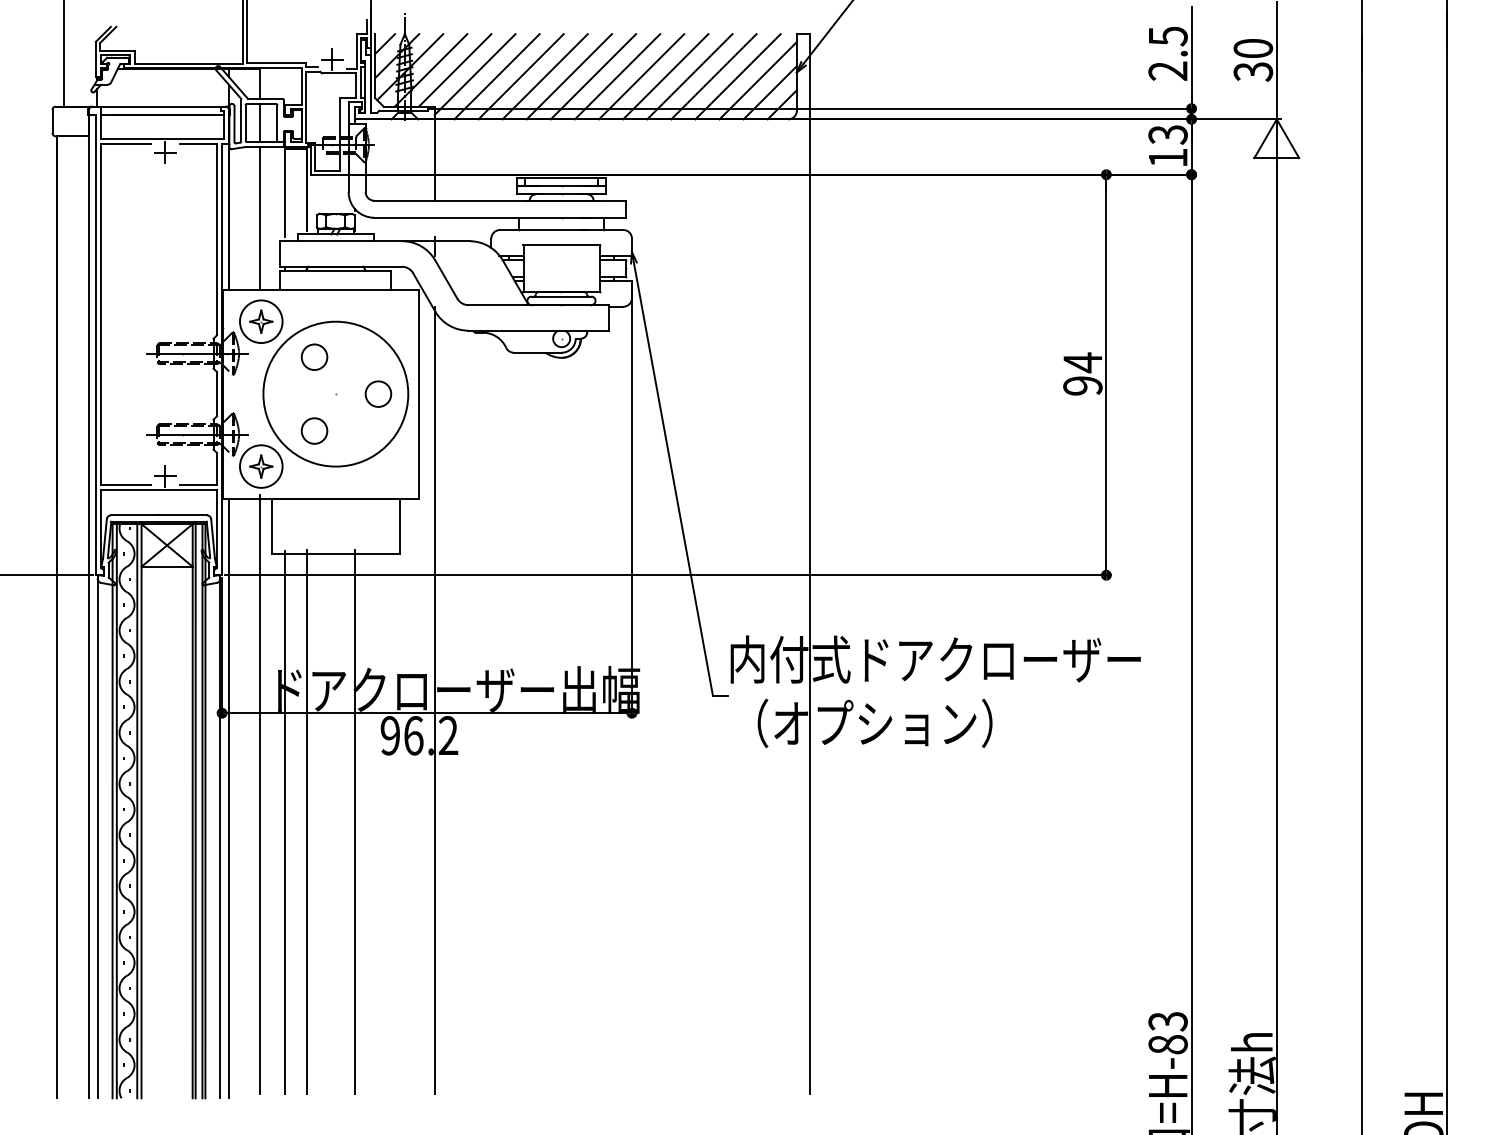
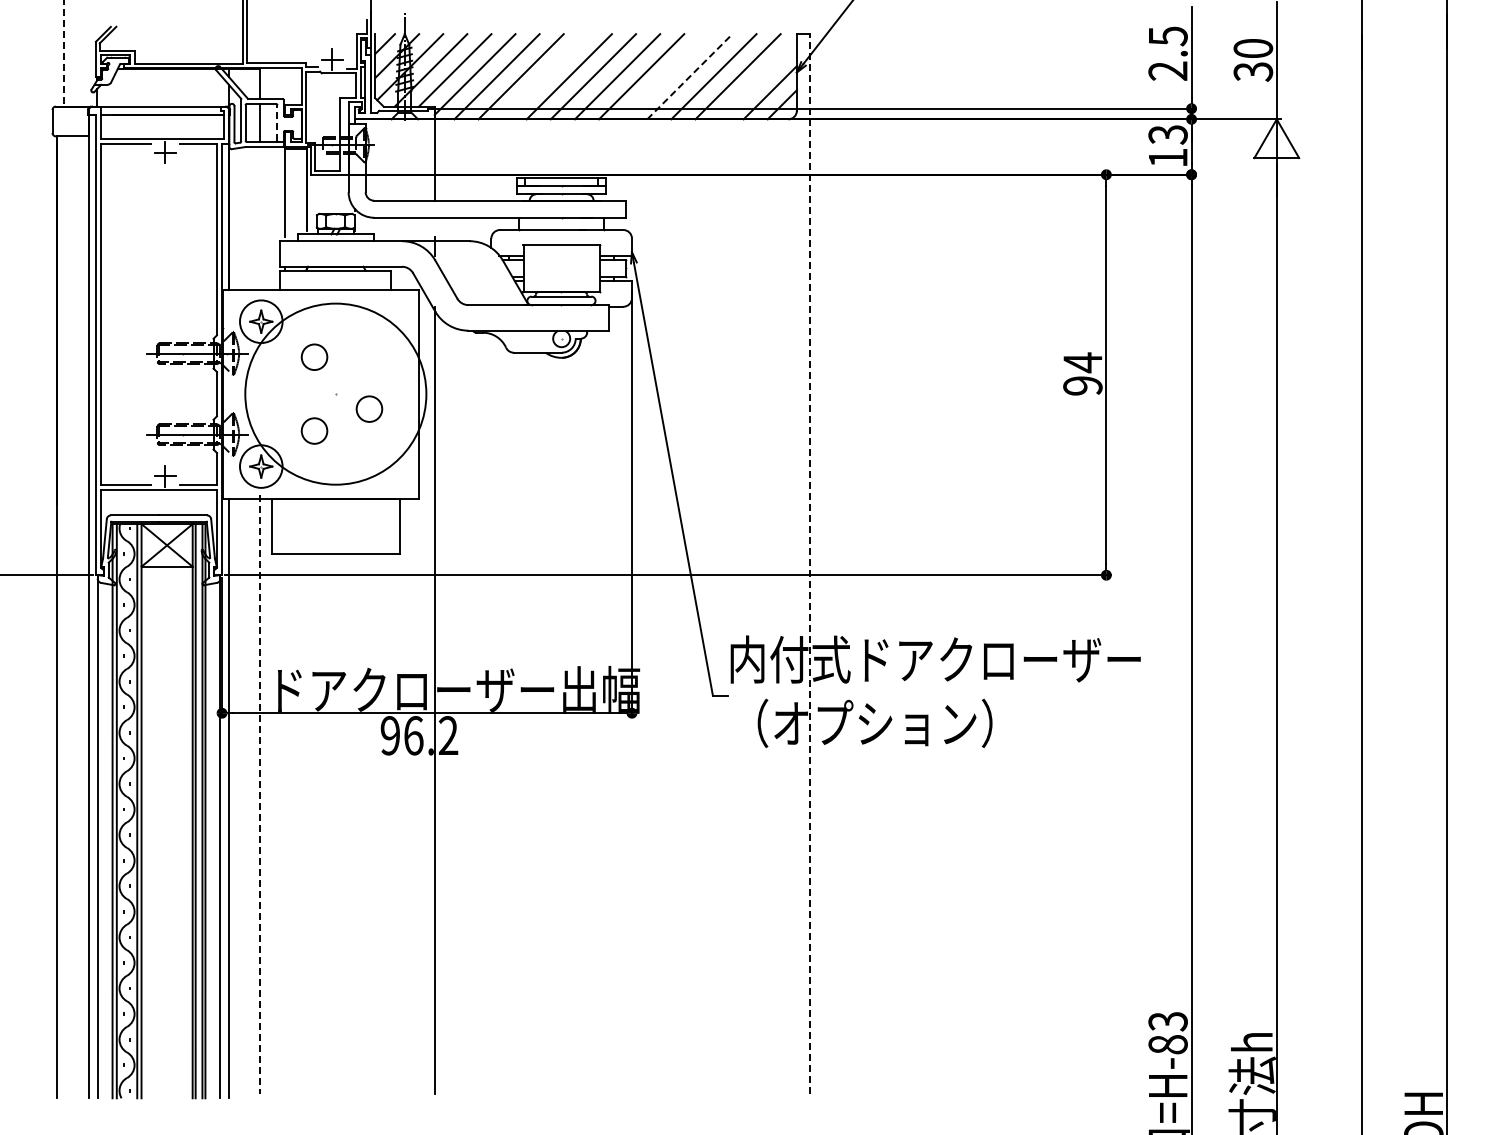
line: solid -> dashed (64, 53)
line: present -> none (544, 76)
line: present -> none (665, 76)
line: solid -> dashed (690, 76)
line: present -> none (757, 80)
line: solid -> dashed (277, 122)
line: present -> none (259, 218)
circle diameter: 145 px -> 181 px (335, 393)
circle position: (378, 393) -> (369, 408) (369, 408)
line: solid -> dashed (809, 564)
line: solid -> dashed (259, 794)
line: present -> none (306, 821)
line: present -> none (354, 821)
line: present -> none (284, 822)
